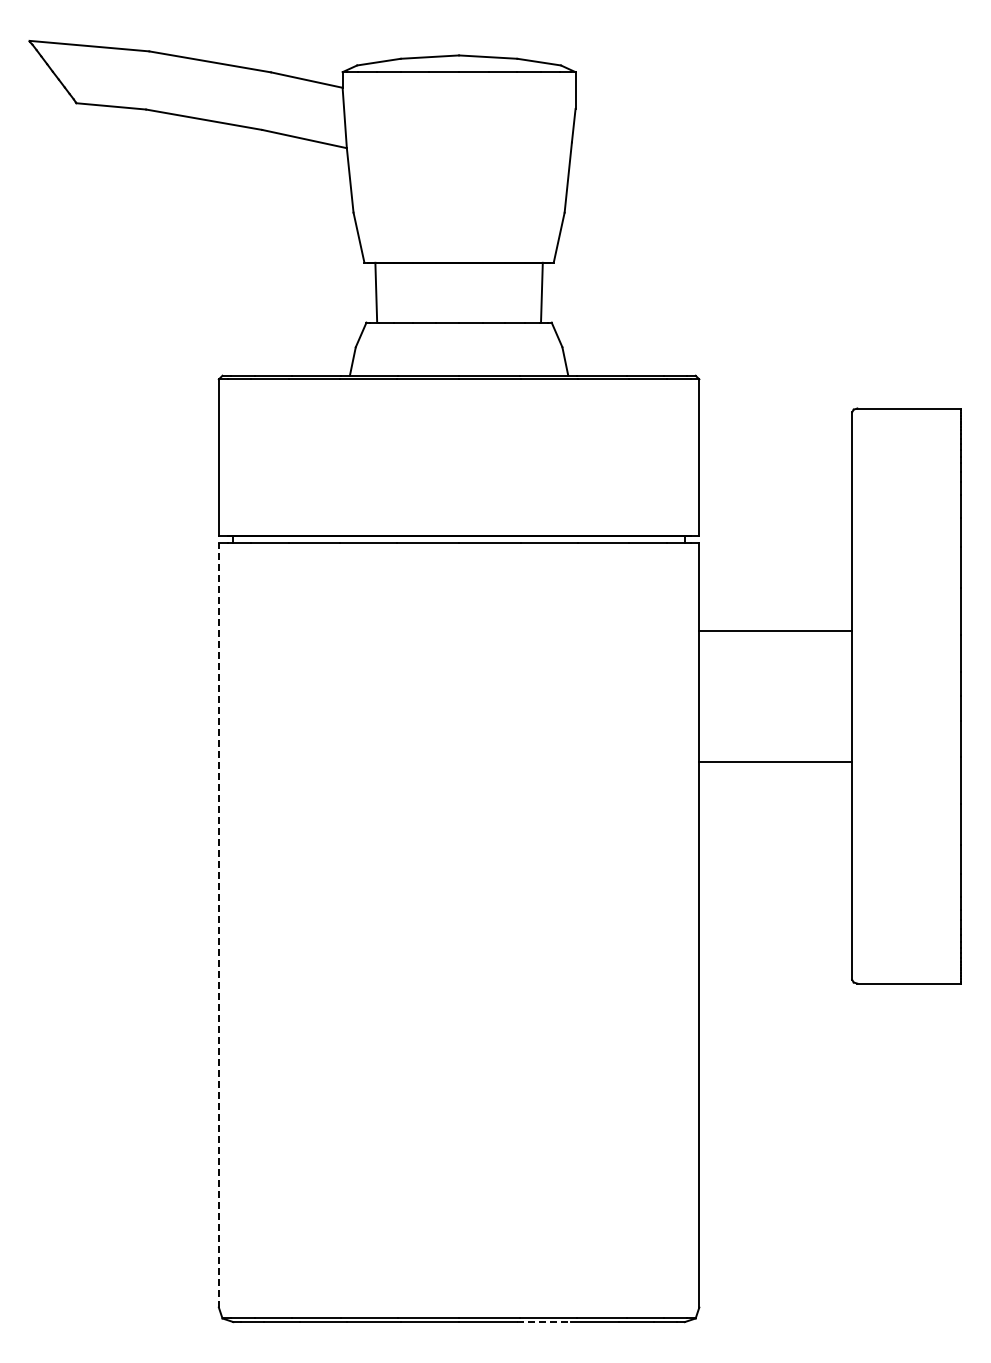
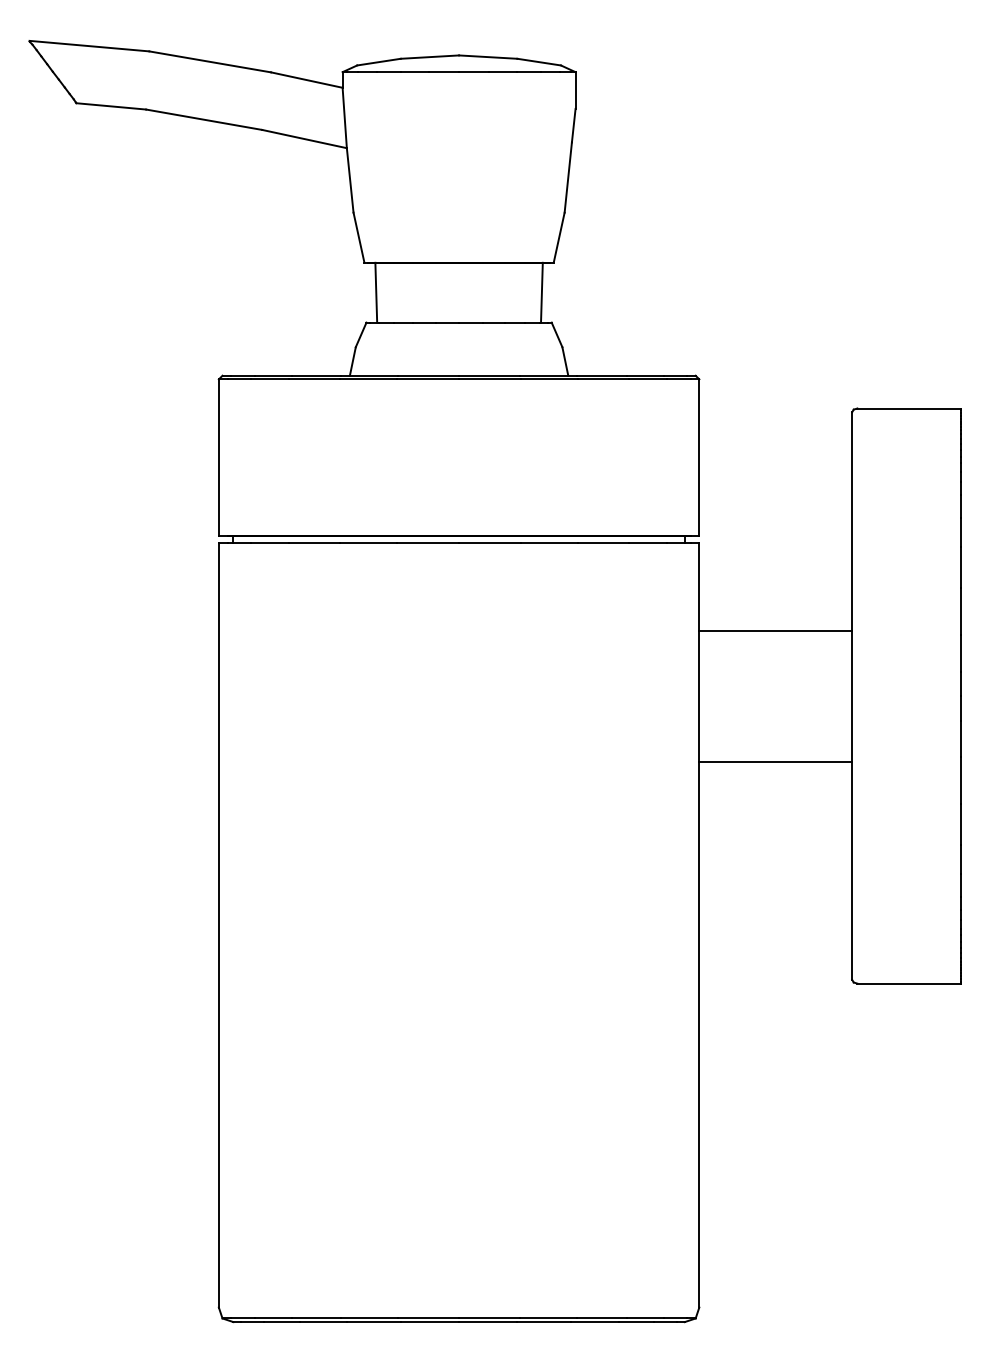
line: dashed -> solid (218, 924)
line: dashed -> solid (544, 1322)
